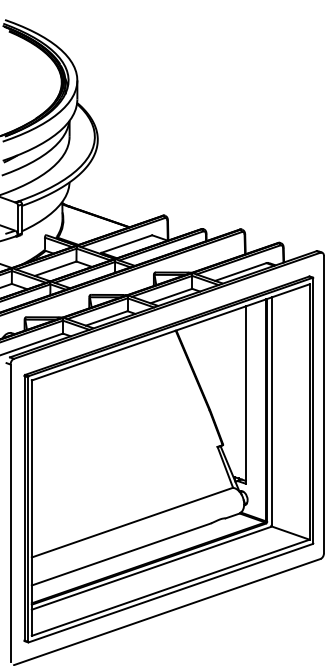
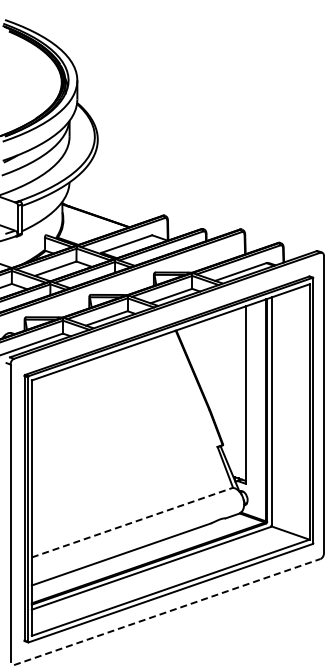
line: solid -> dashed (132, 522)
line: solid -> dashed (167, 611)
